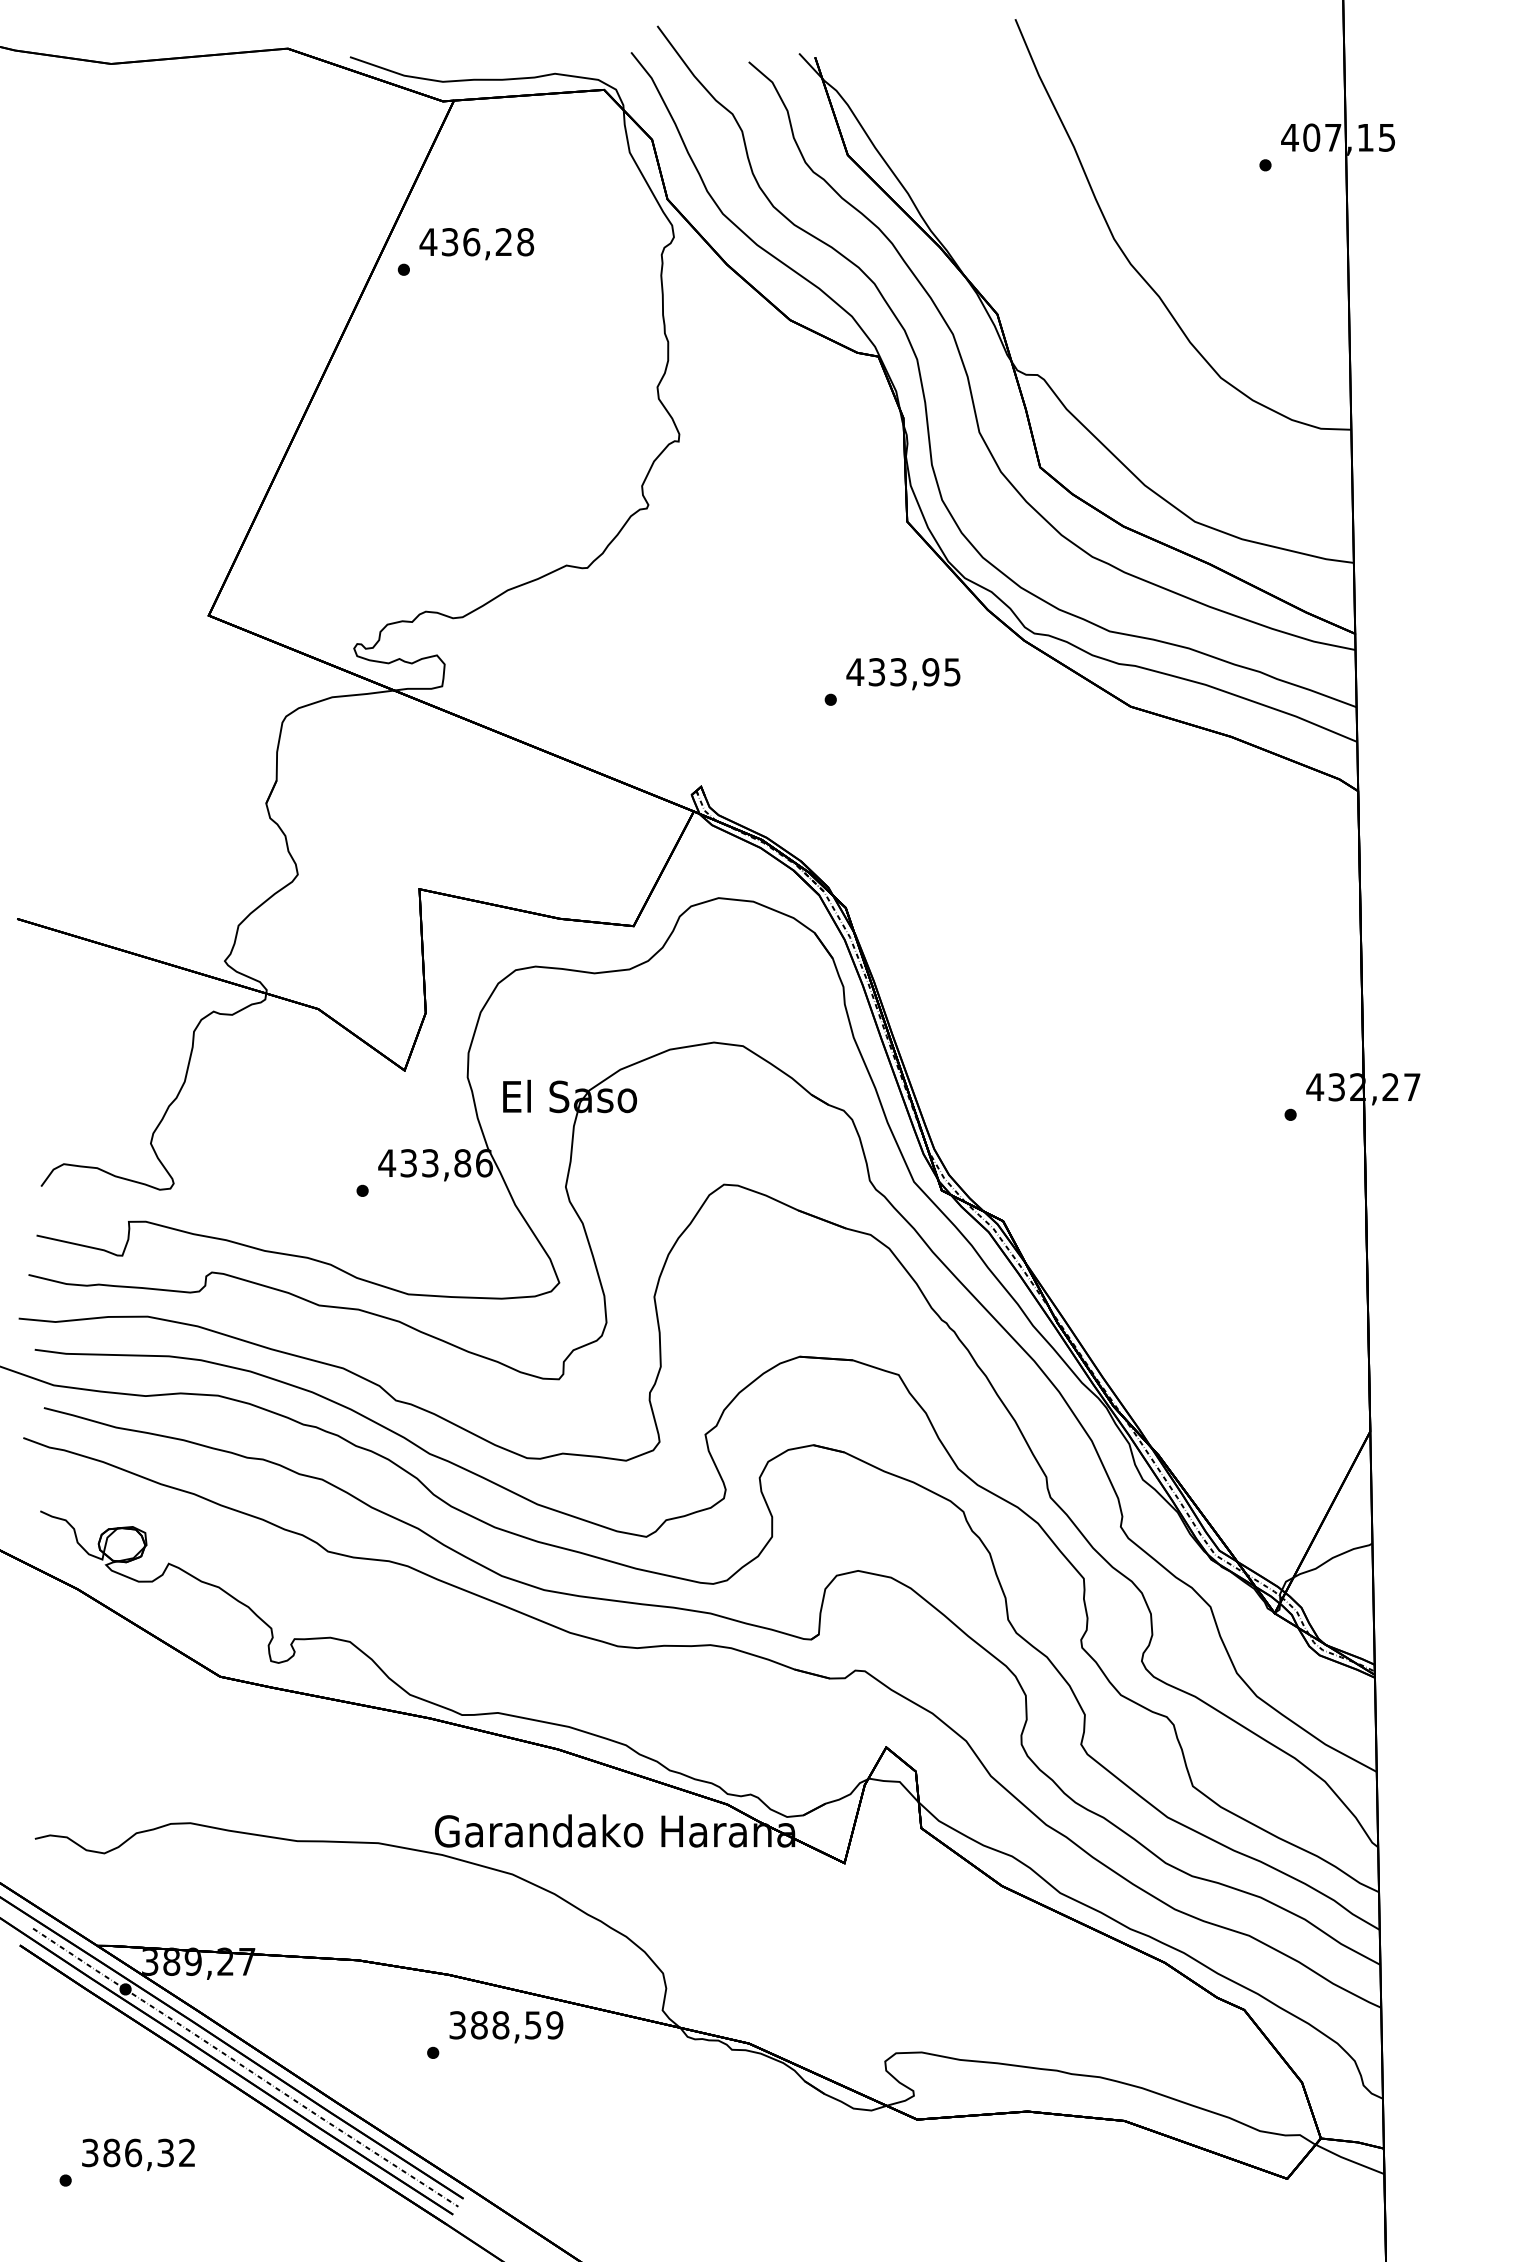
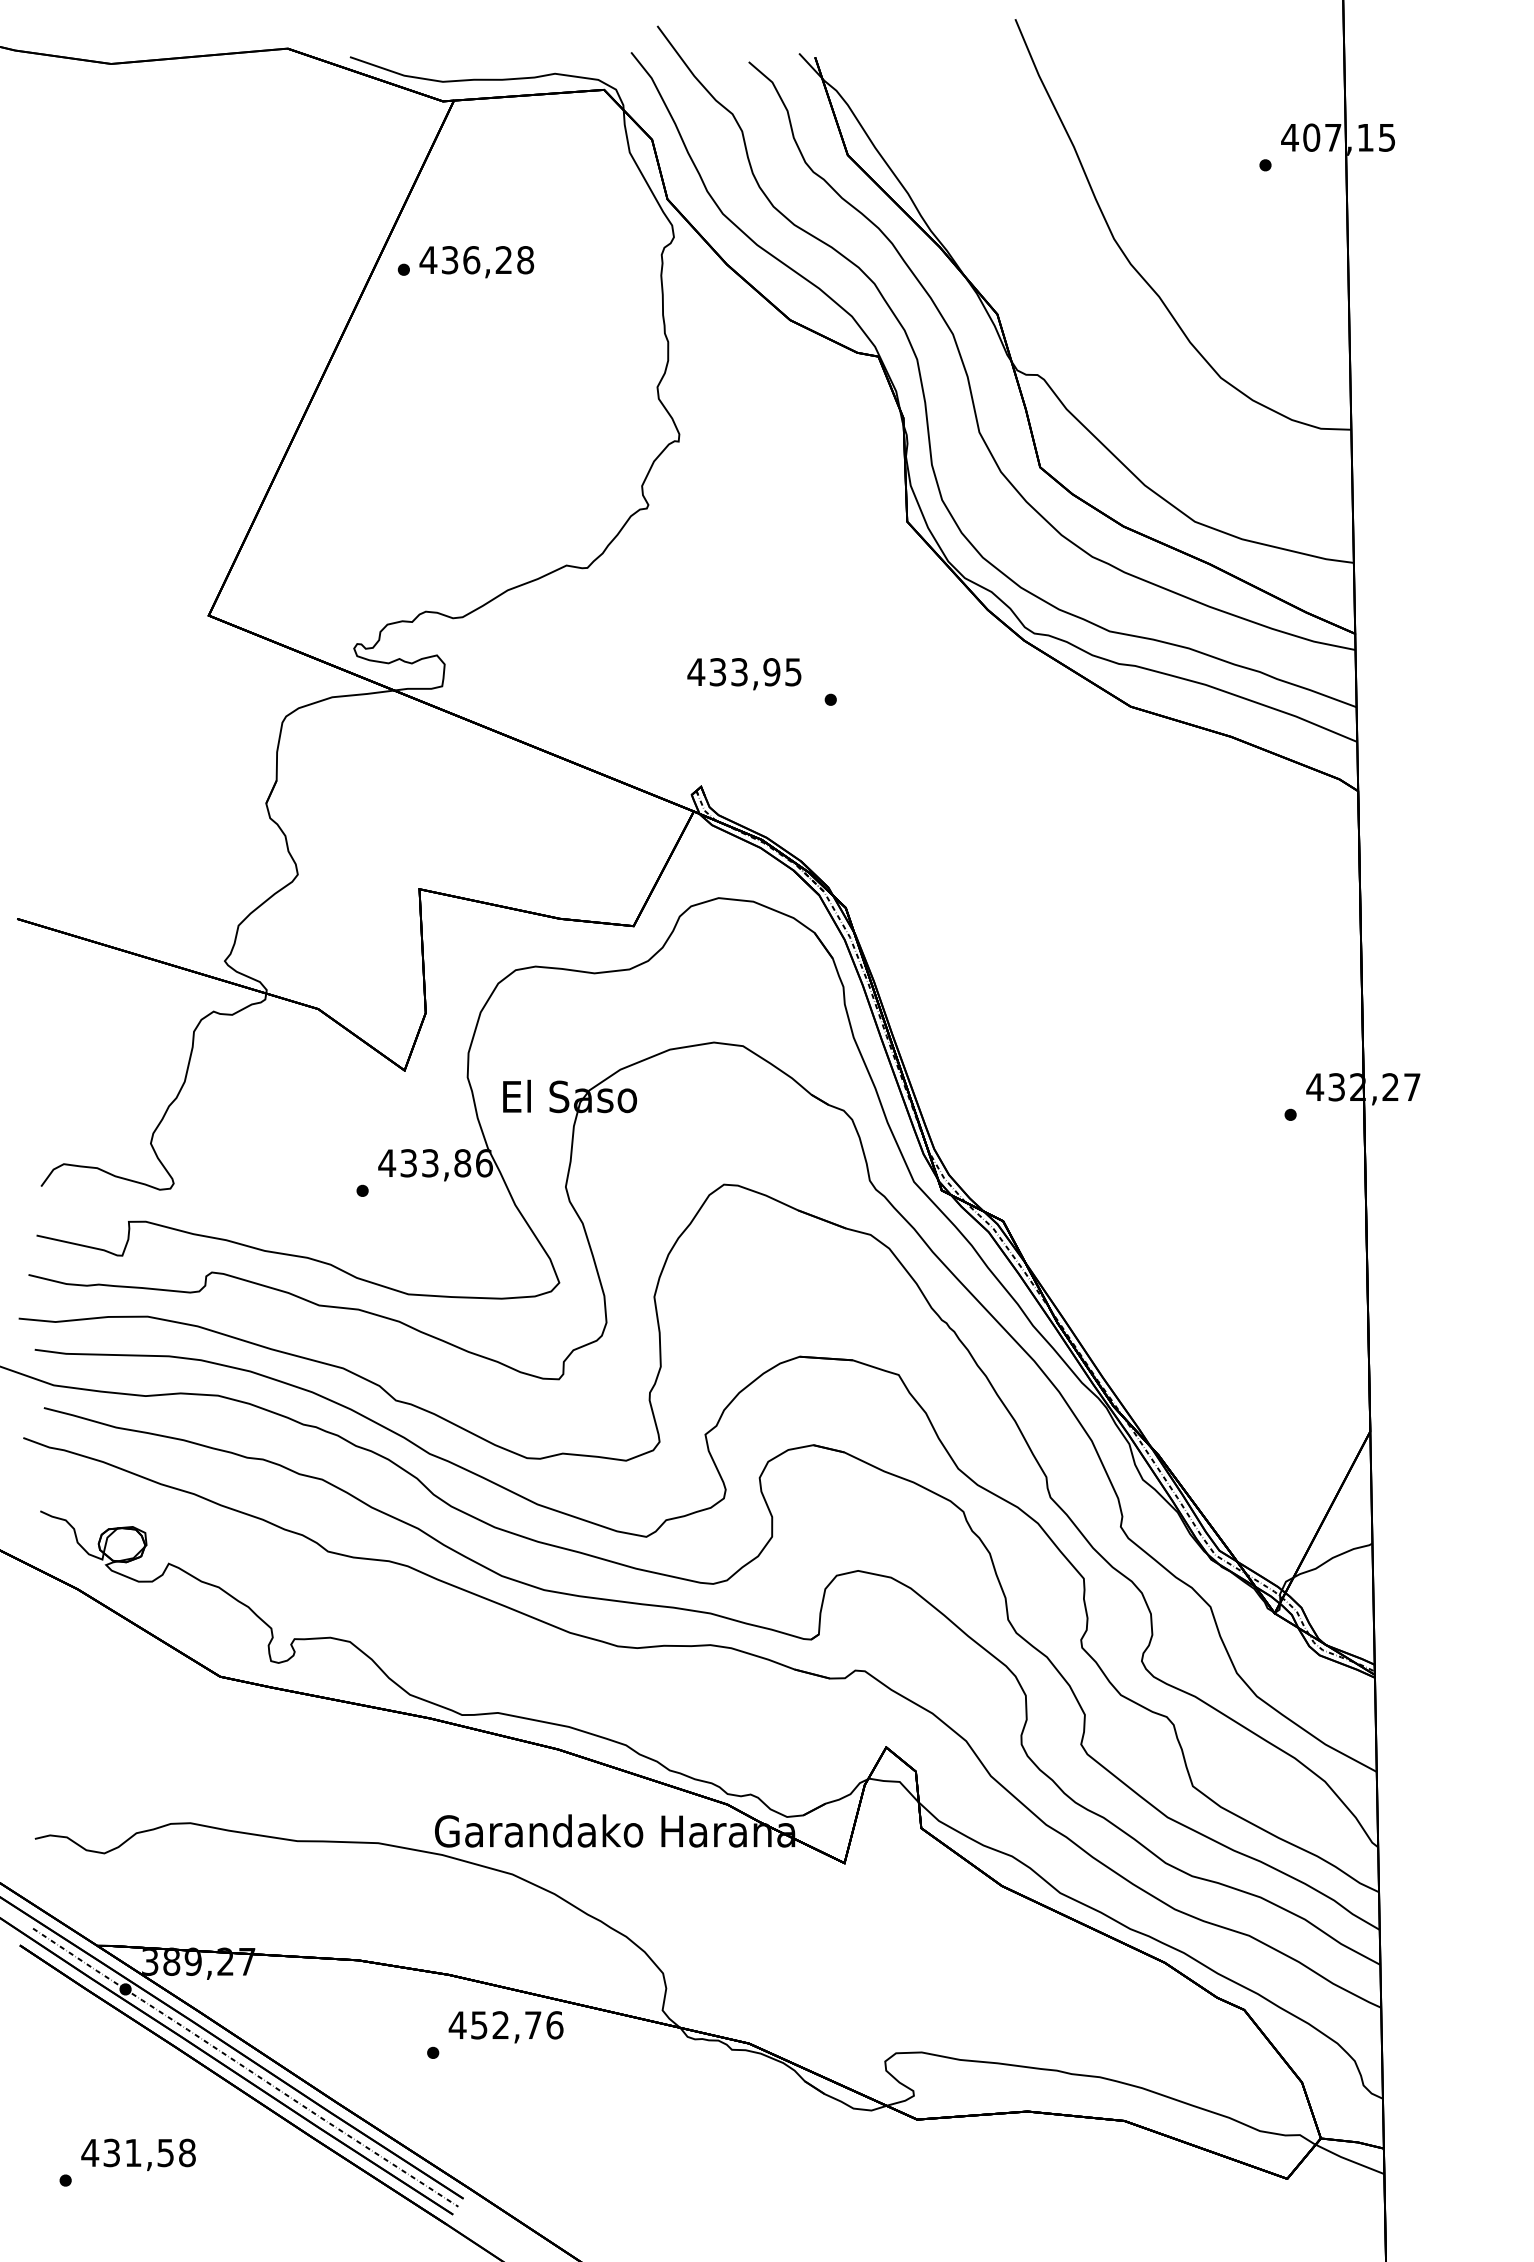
text position: (476, 244) -> (476, 262) (476, 262)
text position: (903, 674) -> (744, 674) (744, 674)
text: 388,59 -> 452,76 (505, 2025)
text: 386,32 -> 431,58 (138, 2152)
